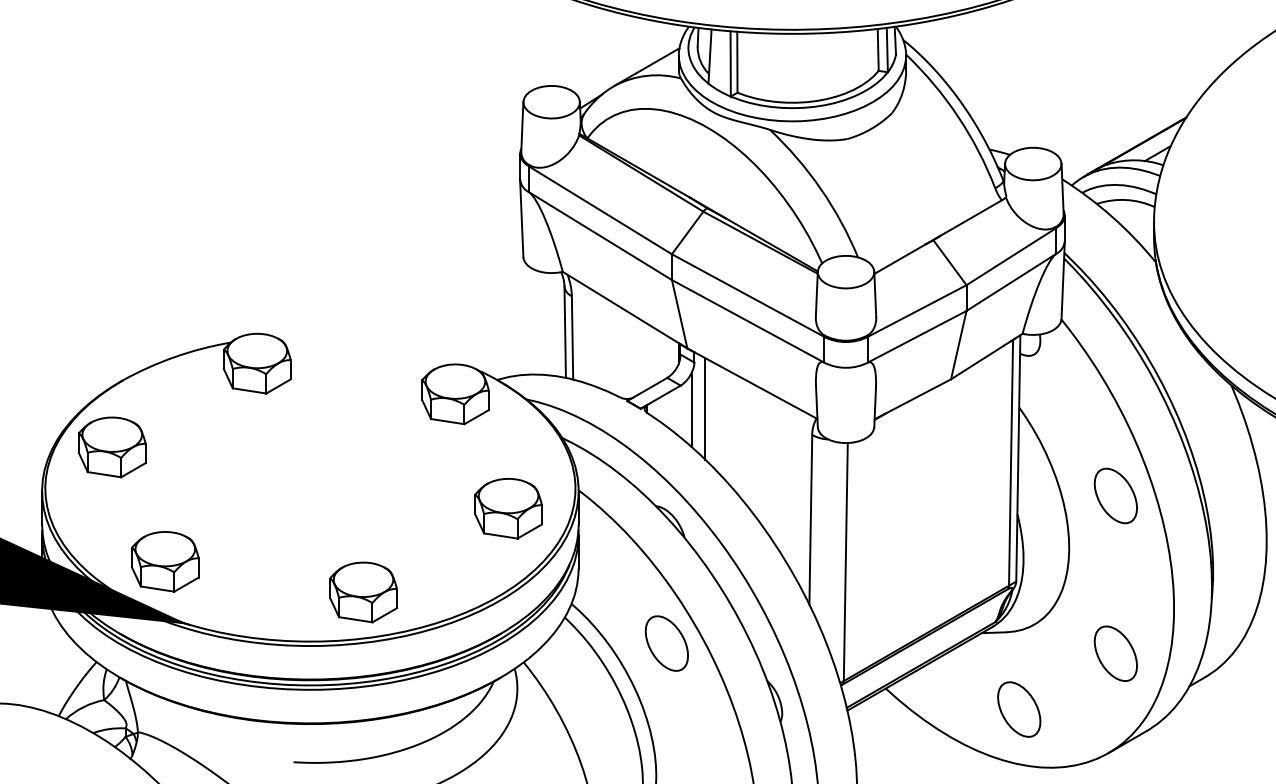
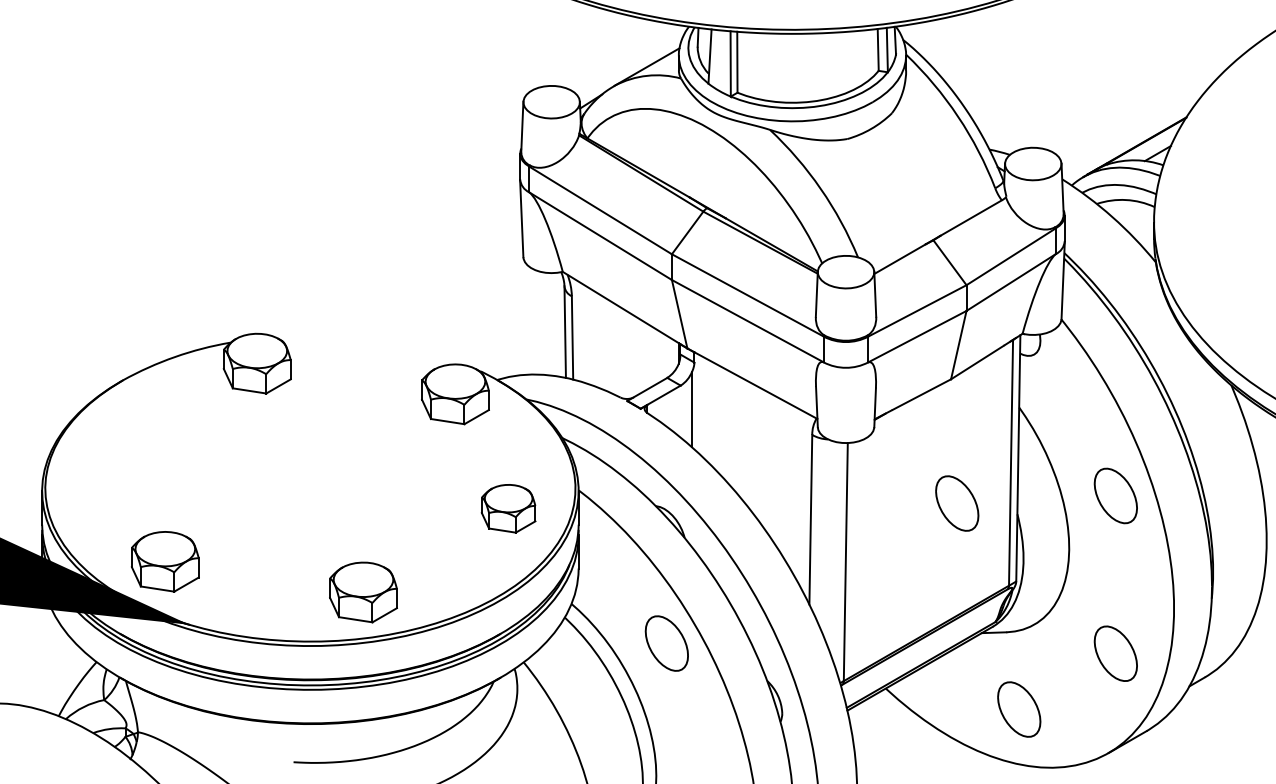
line: present -> none (705, 408)
part: present -> none (111, 447)
part: none -> present (957, 503)
part size: 70x62 px -> 57x50 px (508, 508)
